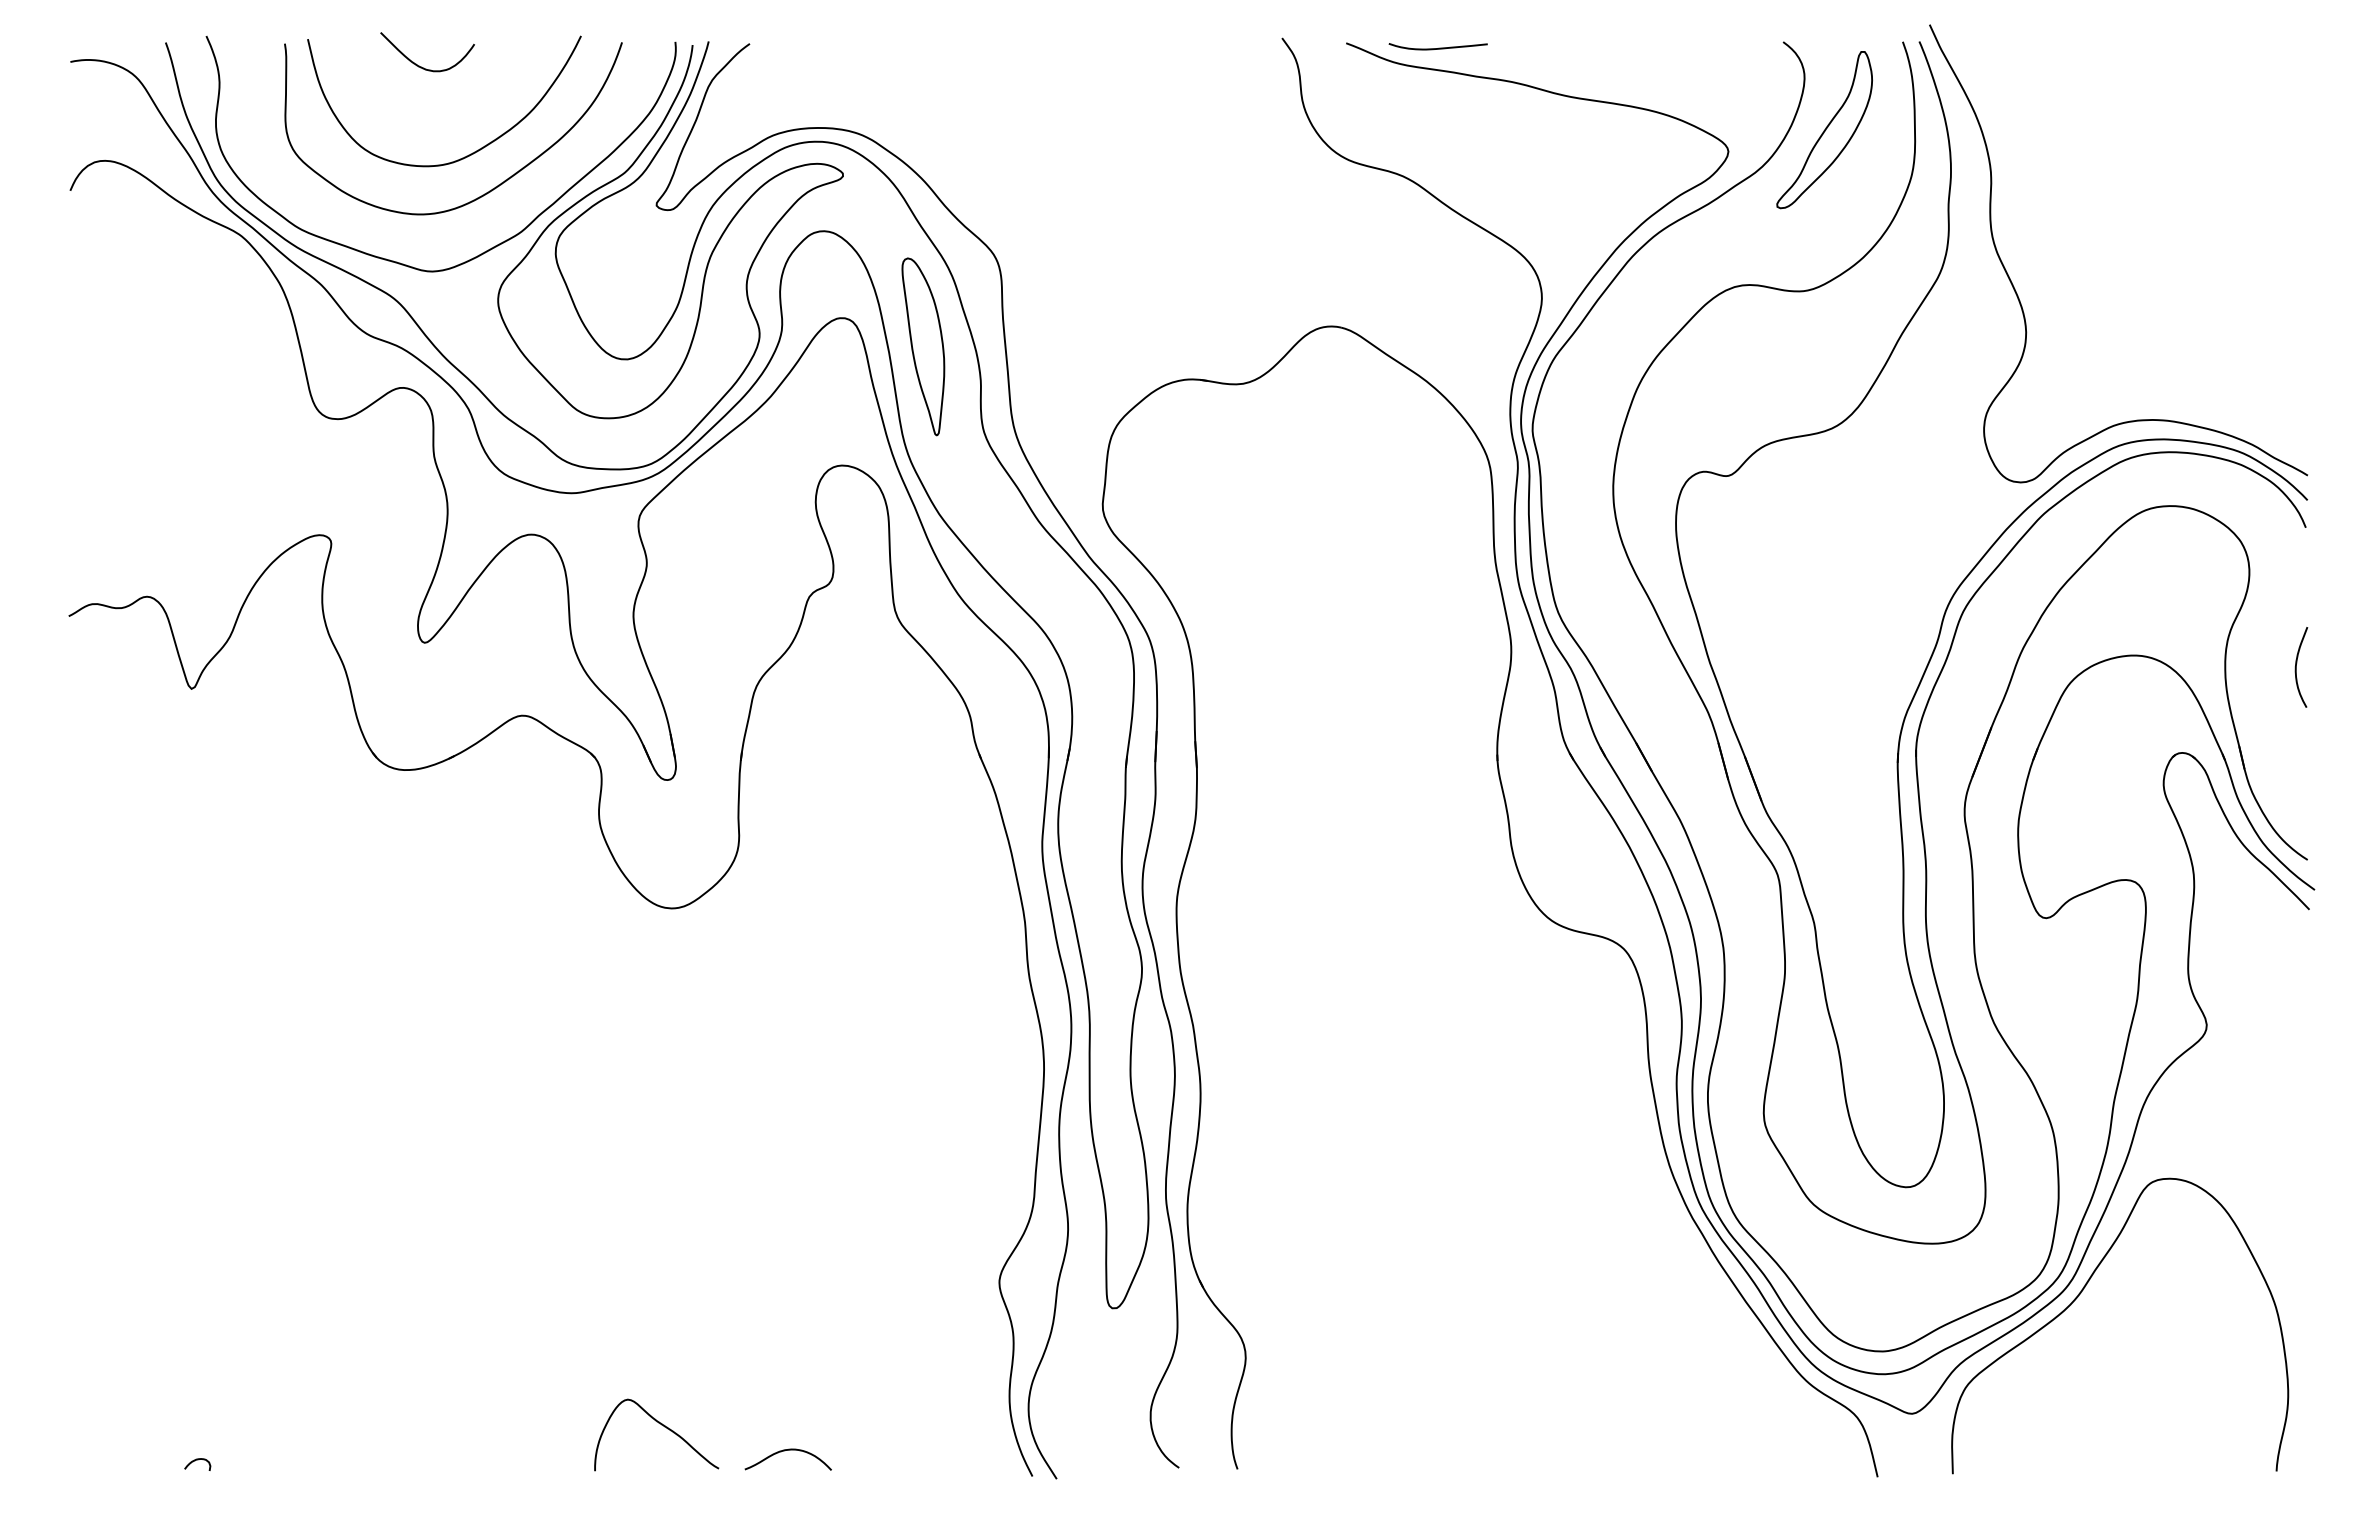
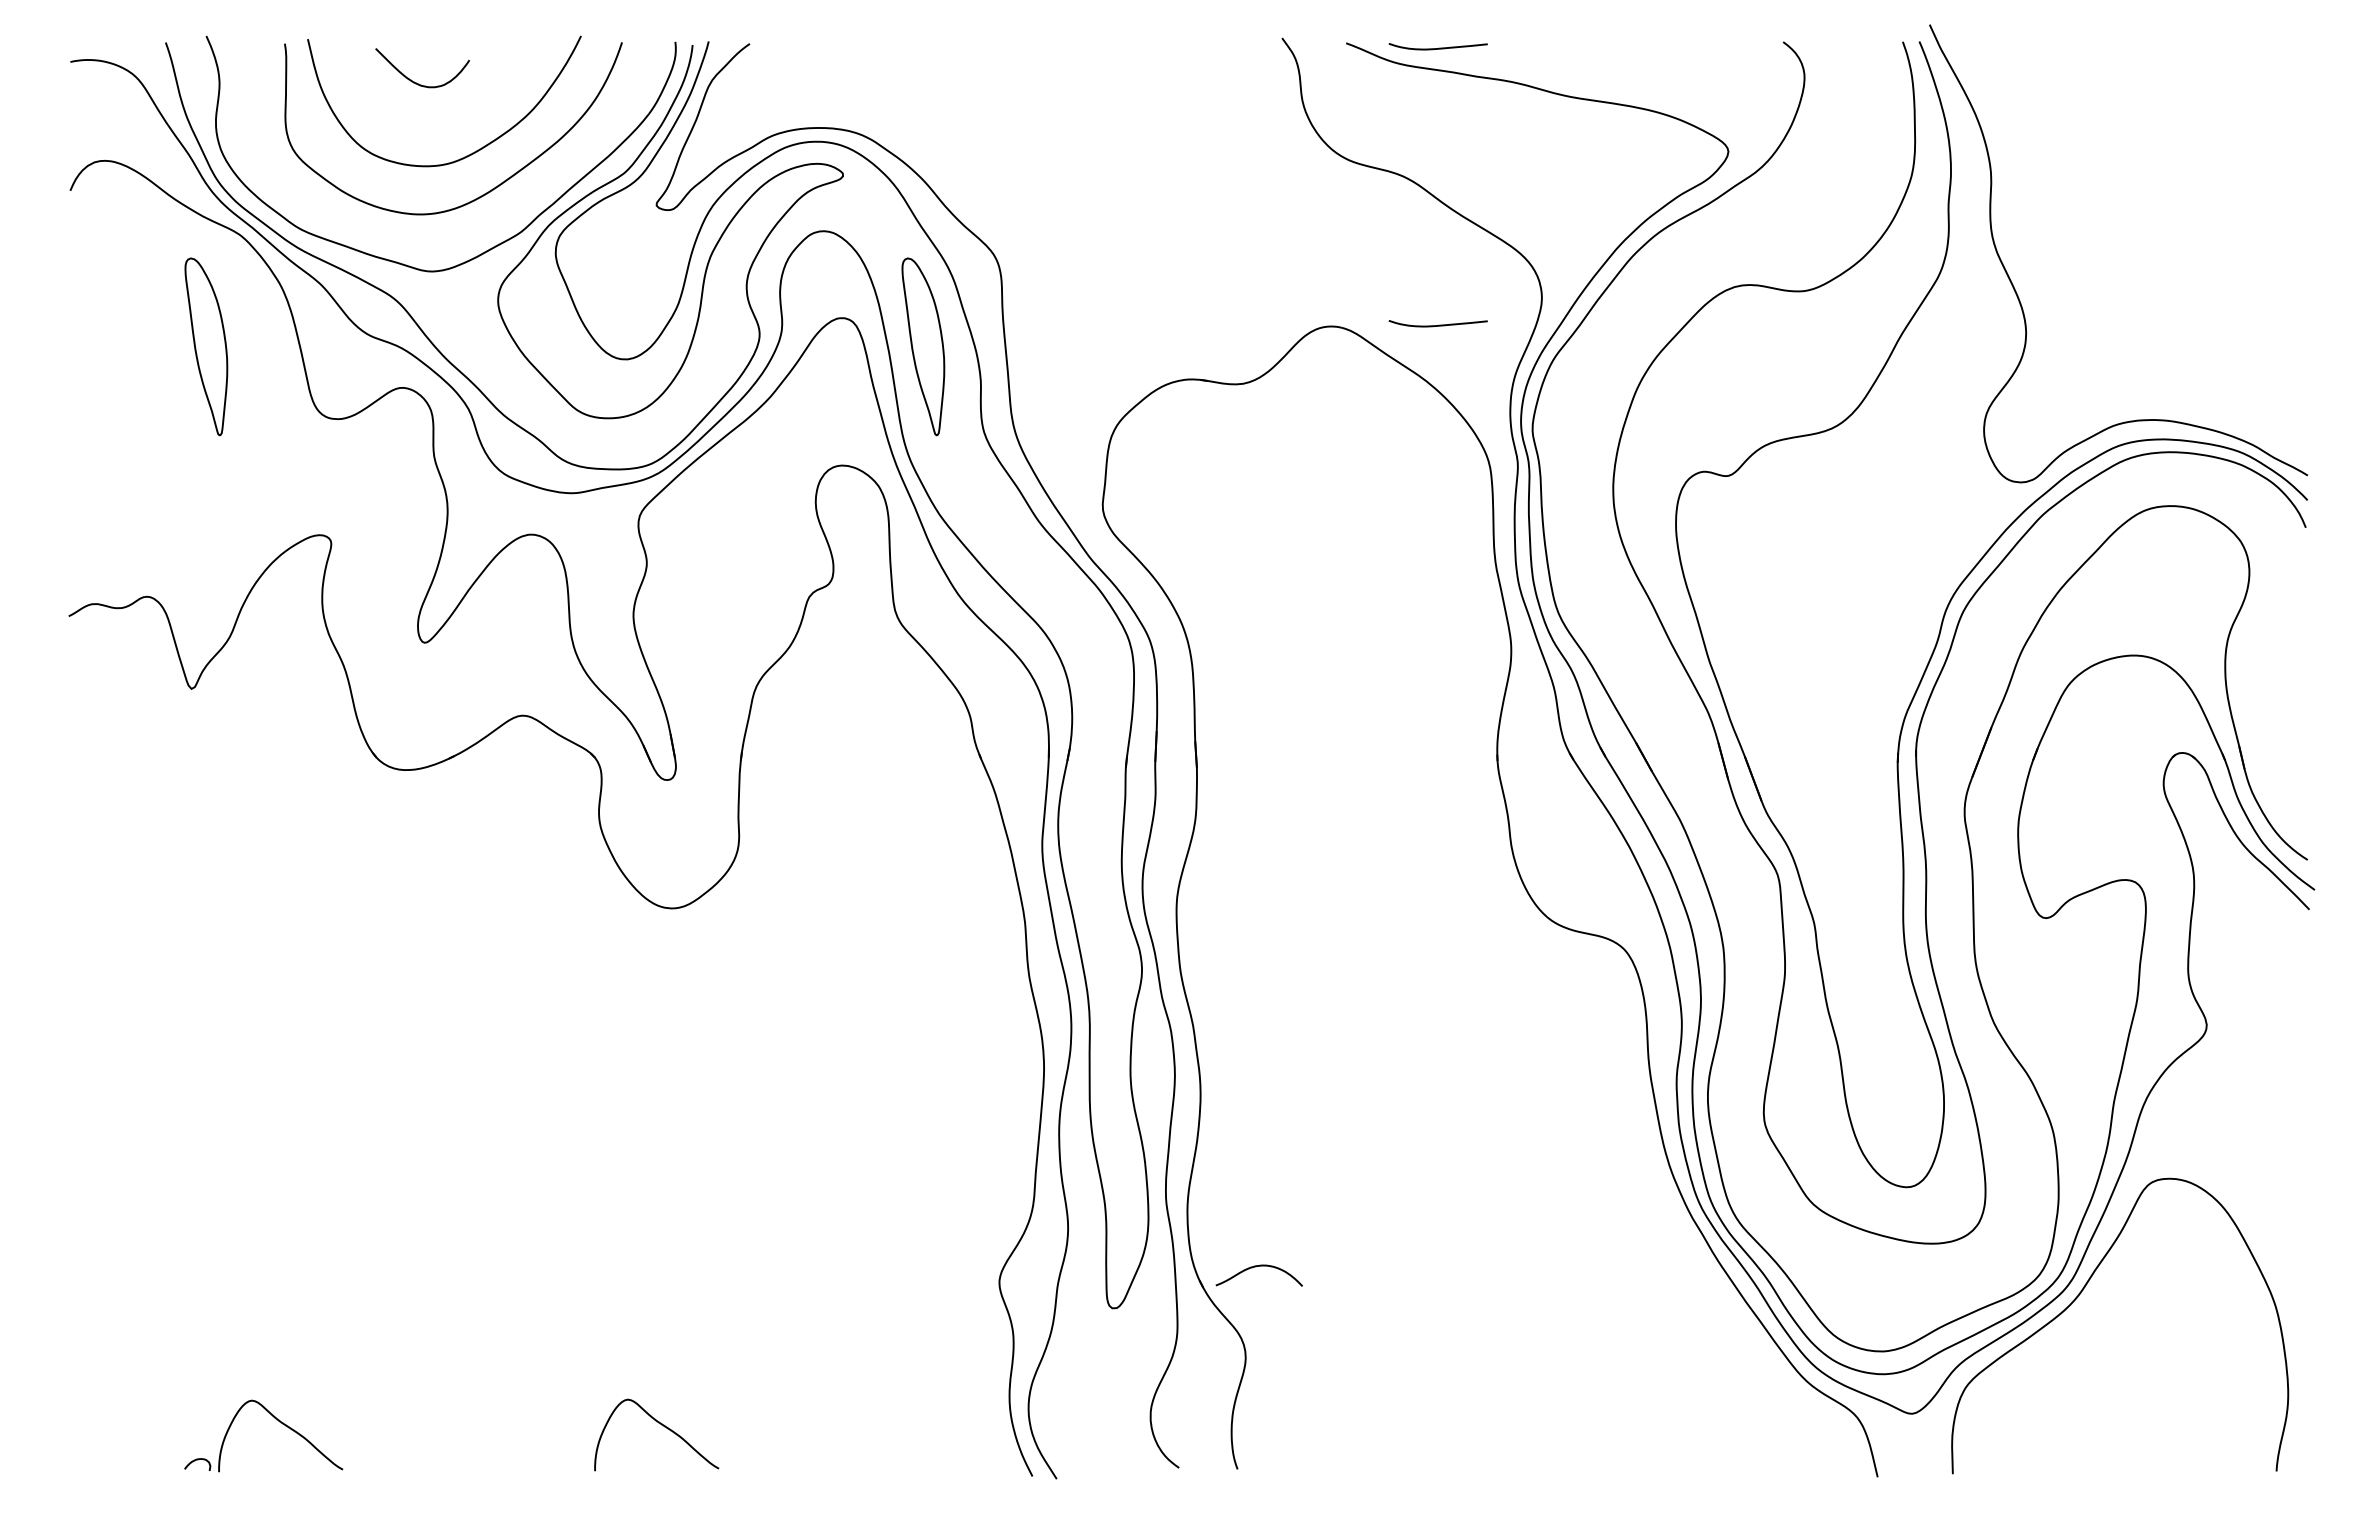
curve position: (421, 66) -> (416, 82) (416, 82)
part: present -> none (1824, 130)
curve: none -> present (1438, 324)
part: none -> present (206, 346)
curve: present -> none (2296, 667)
curve: none -> present (285, 1426)
curve position: (784, 1451) -> (1255, 1267) (1255, 1267)
